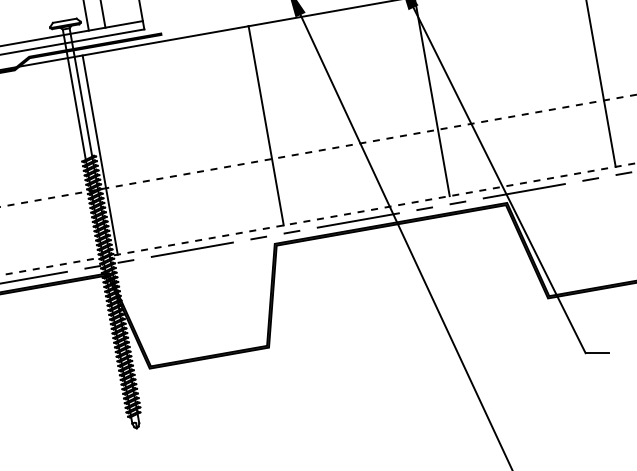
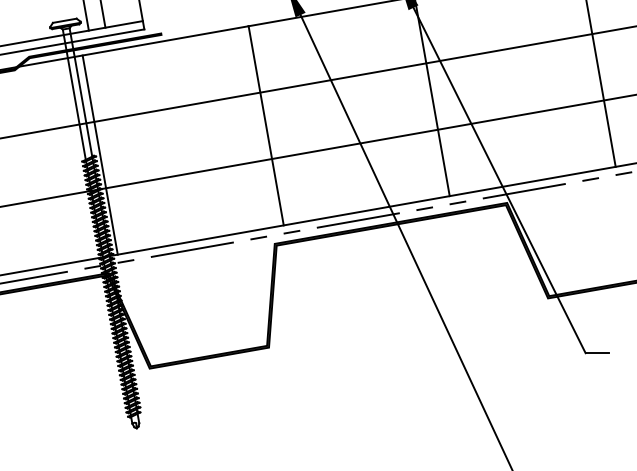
line: none -> present (317, 82)
line: dashed -> solid (318, 150)
line: dashed -> solid (318, 219)
